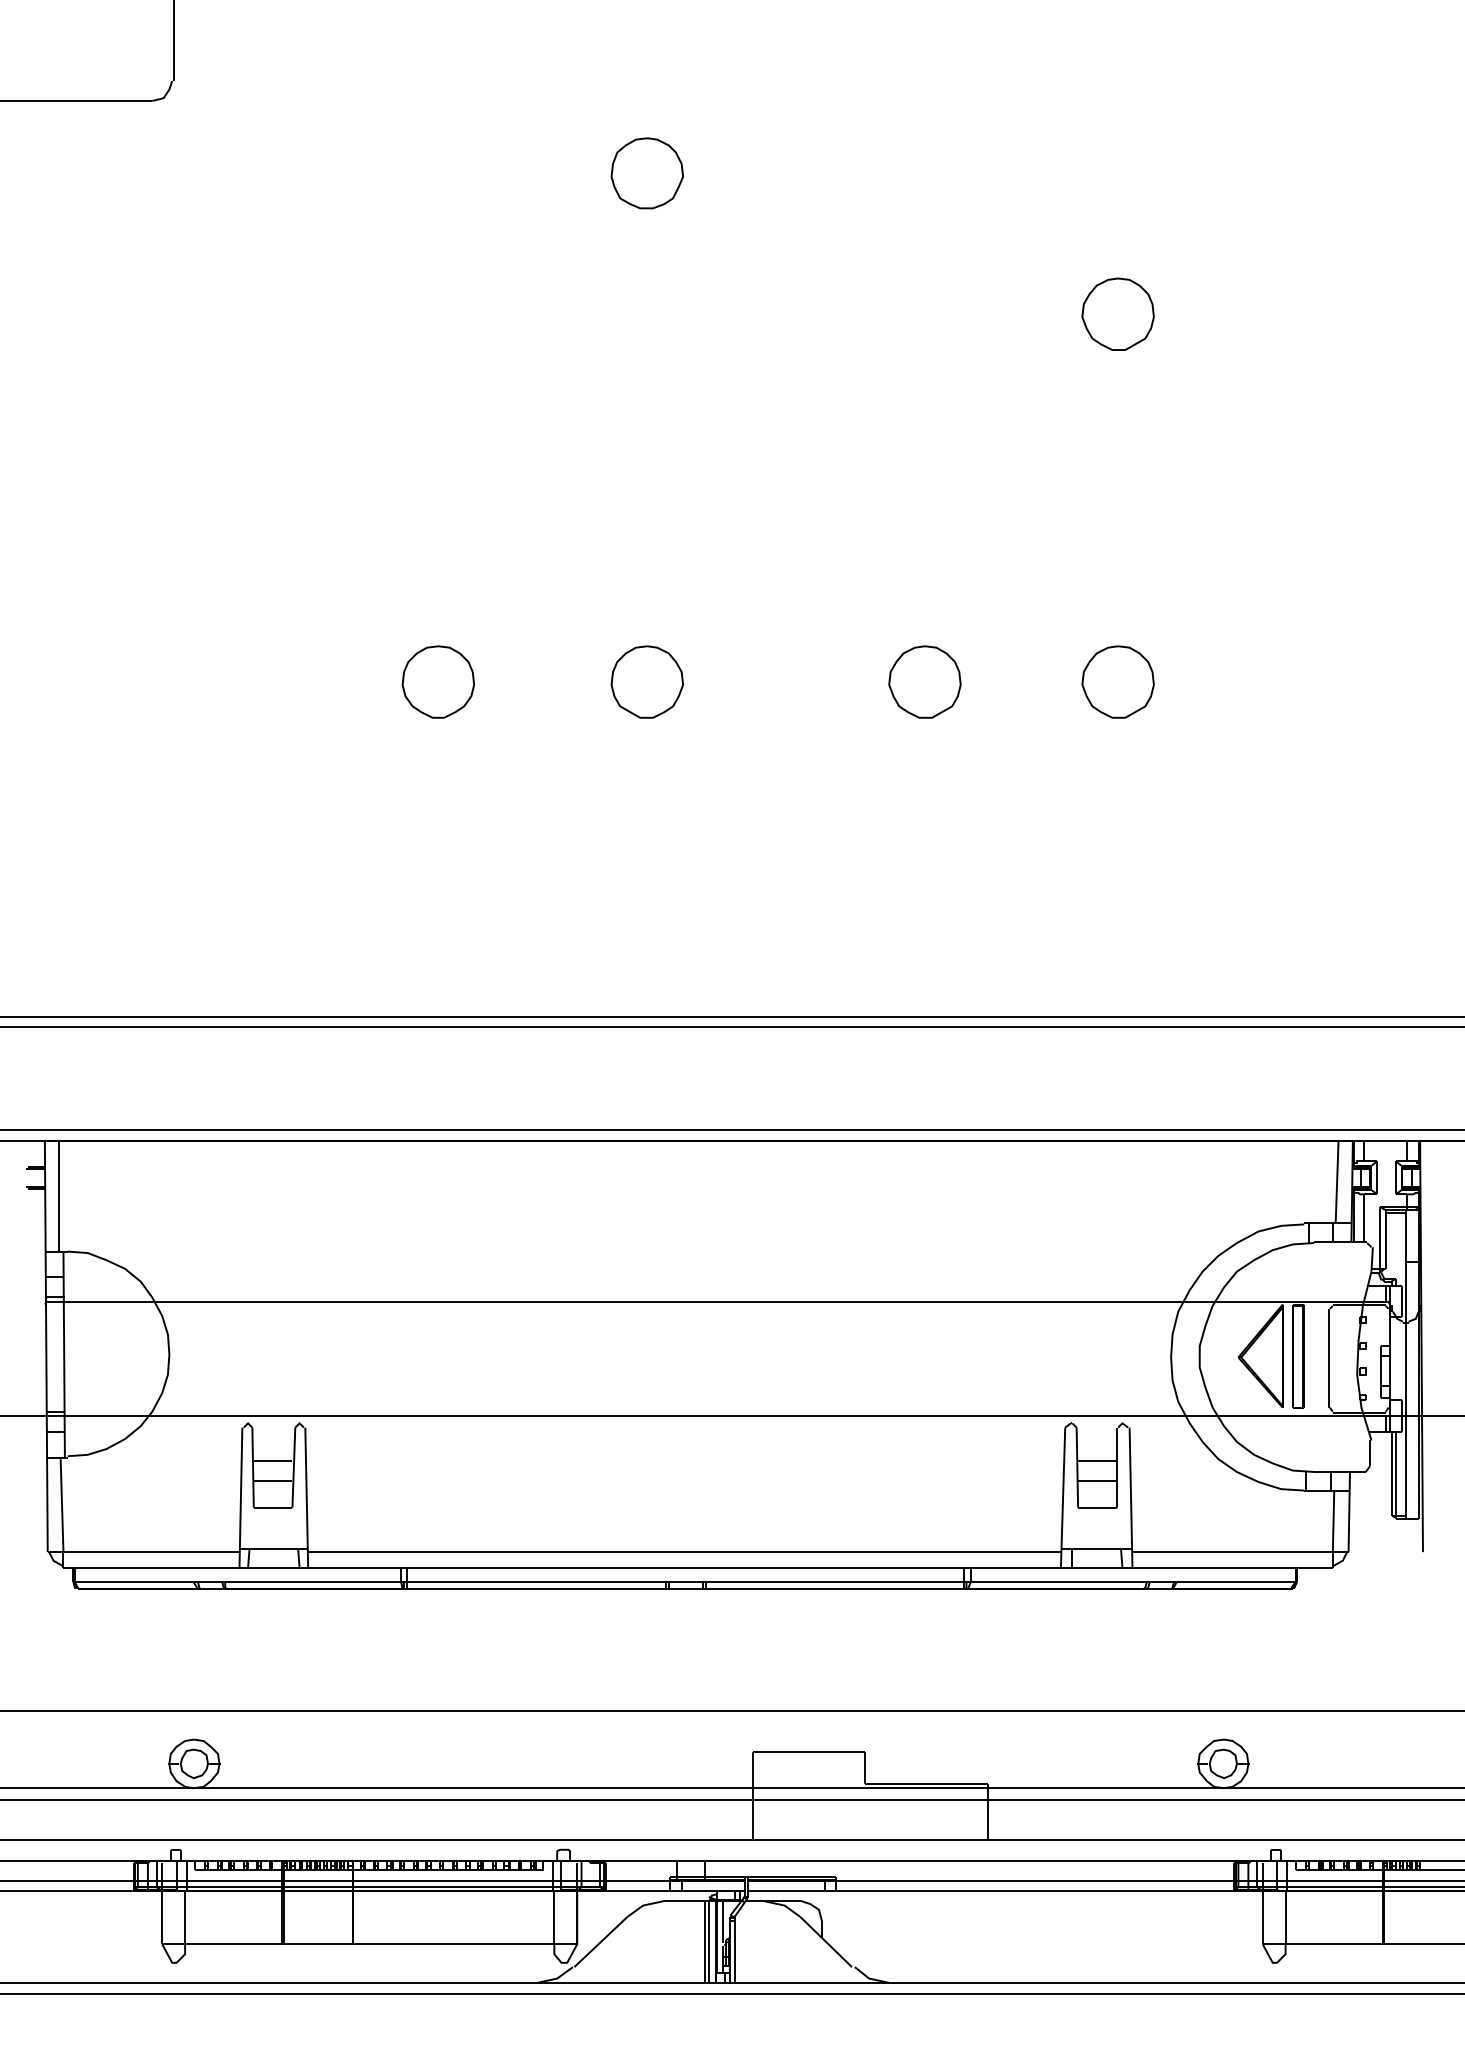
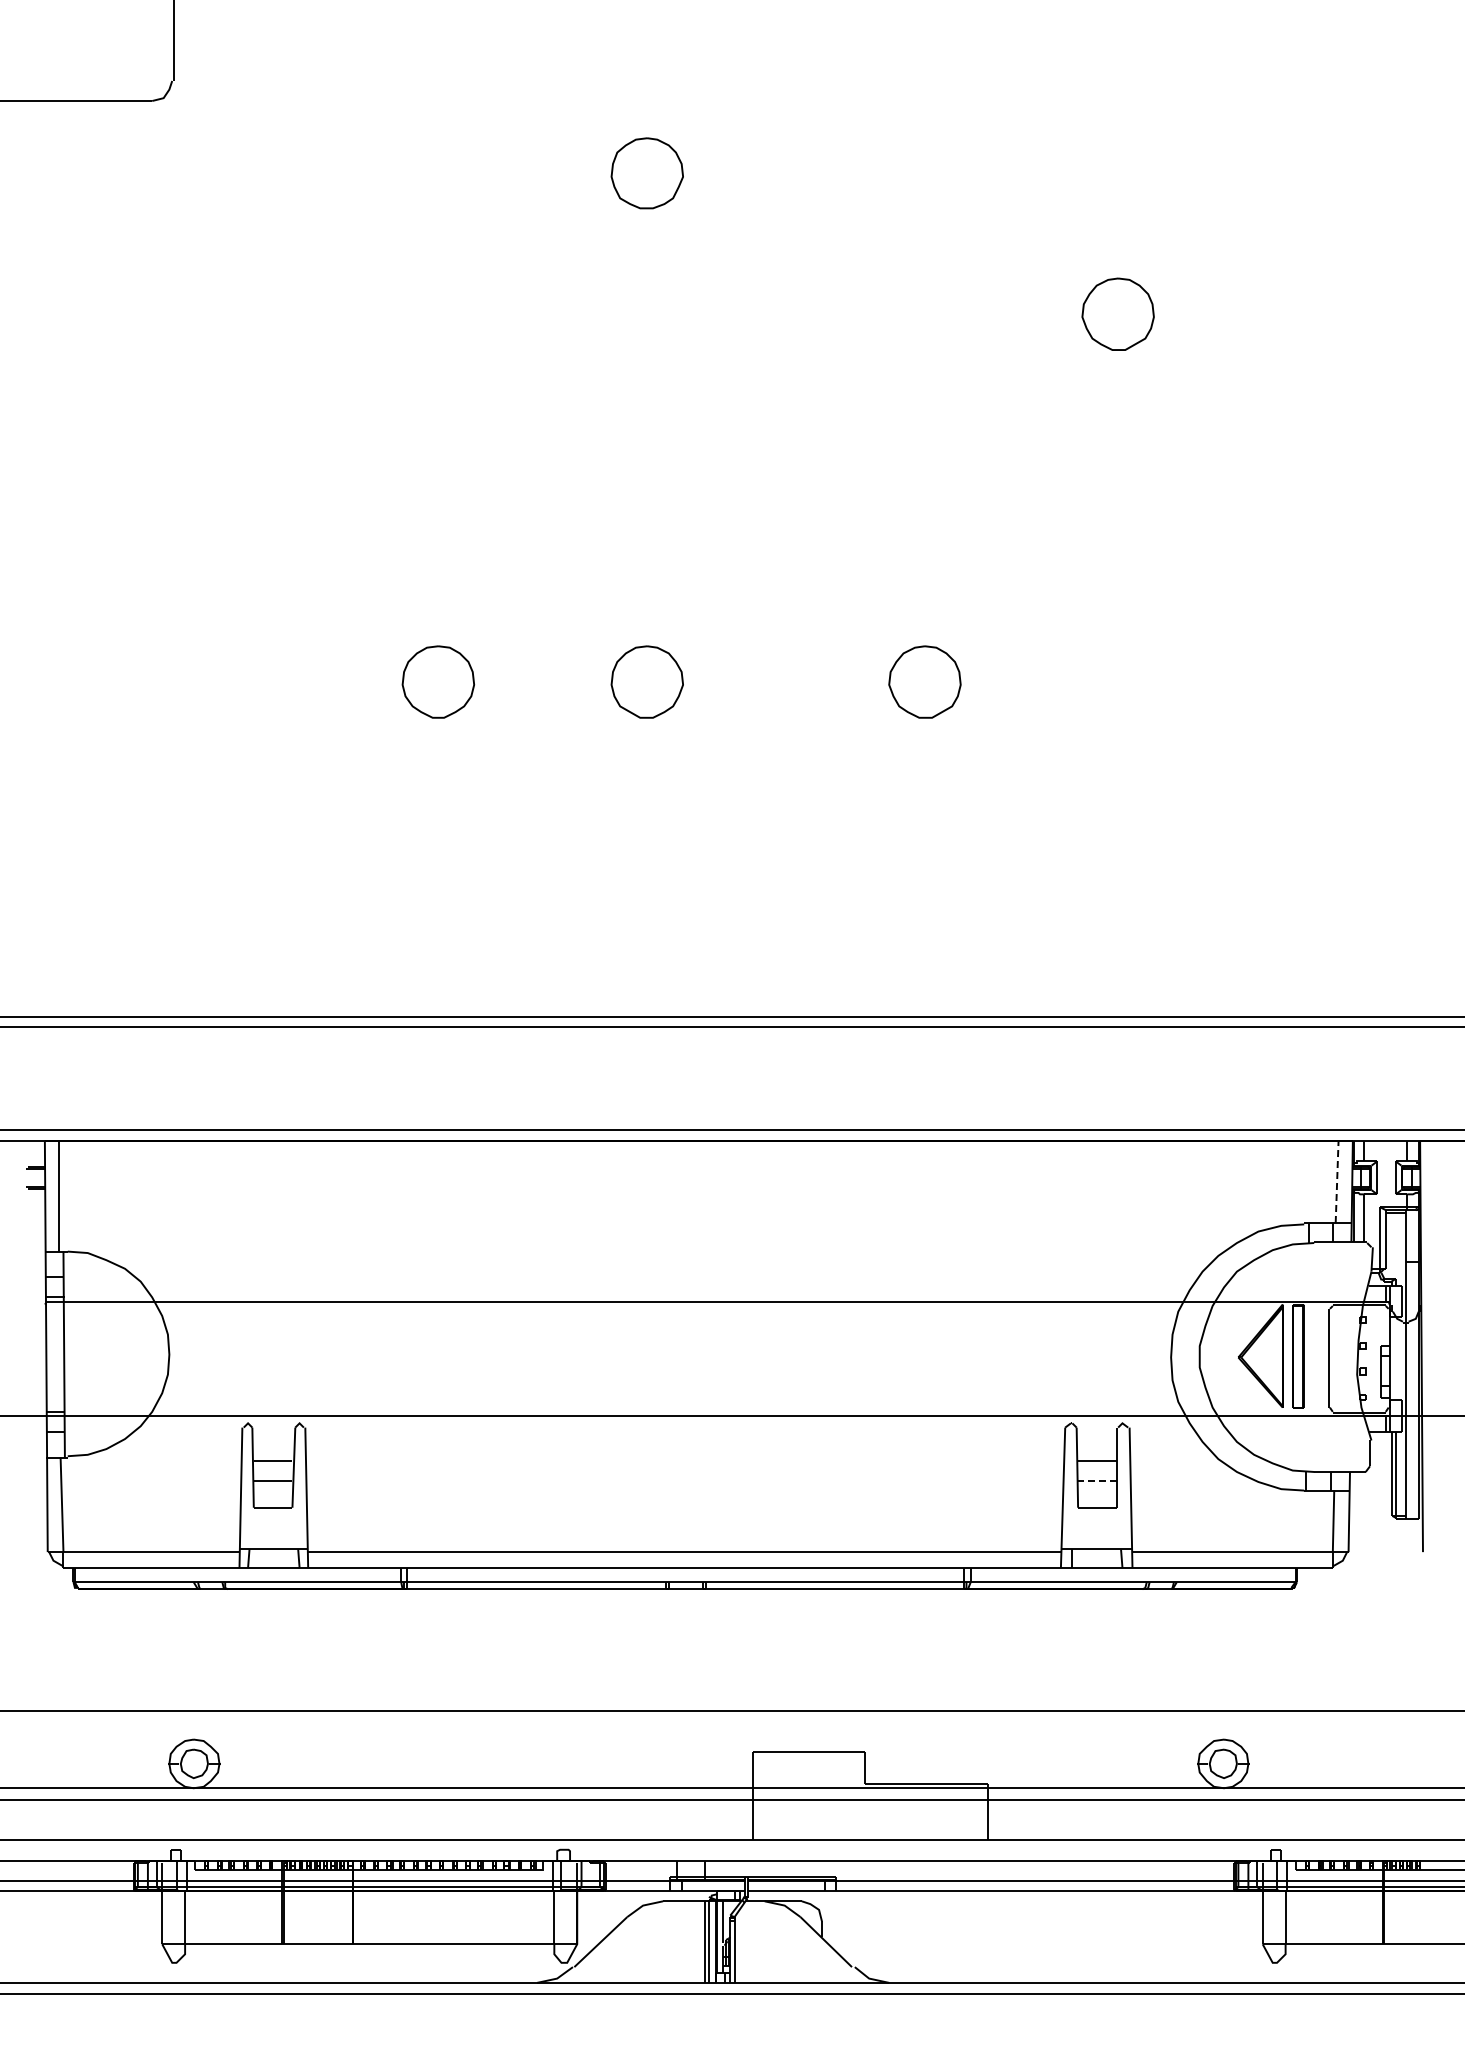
part: present -> none (1117, 681)
line: solid -> dashed (1337, 1182)
line: solid -> dashed (1096, 1480)
